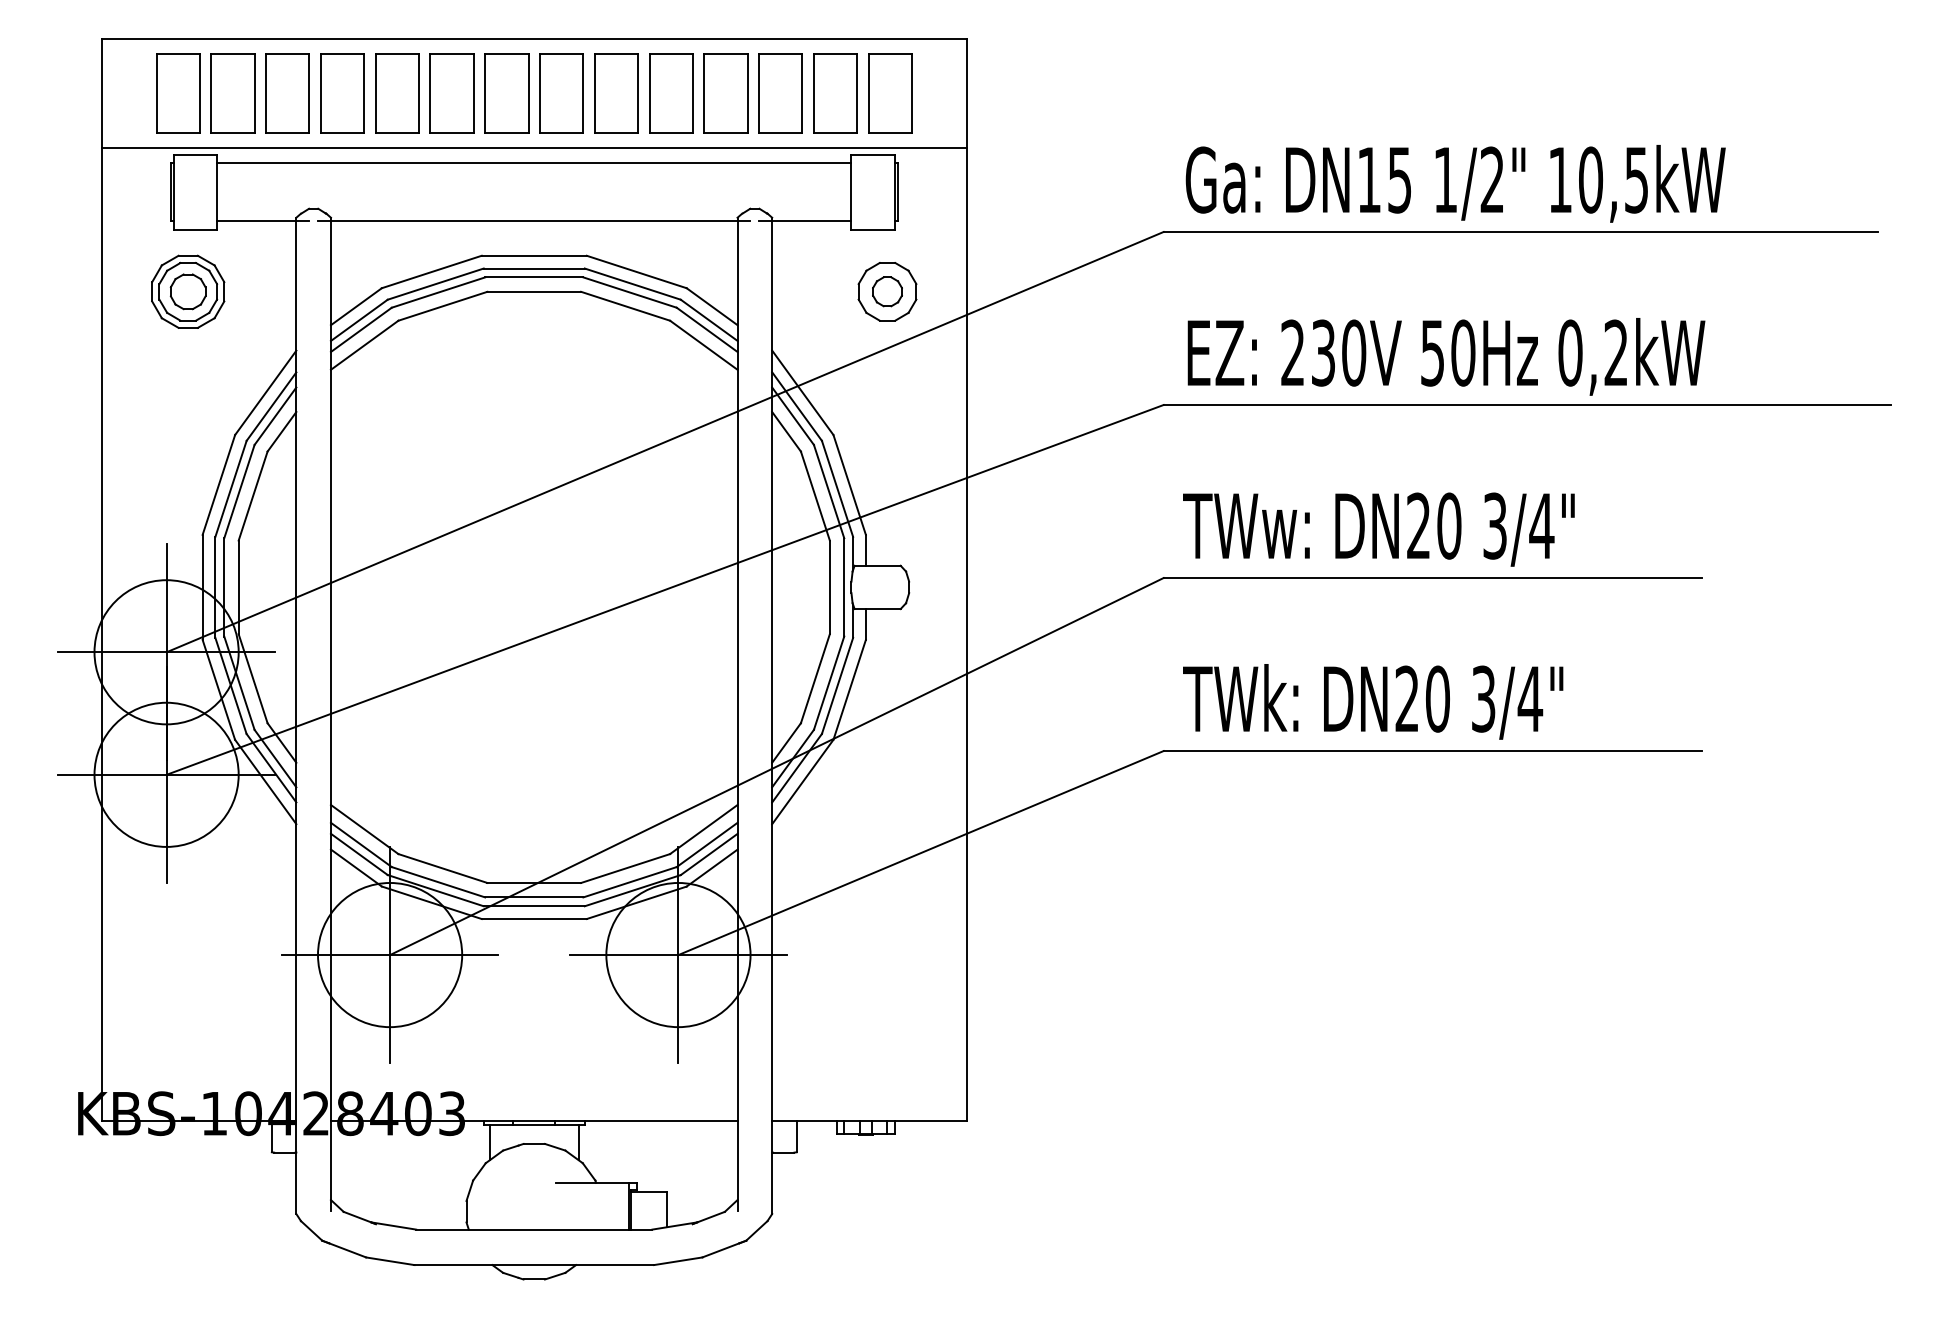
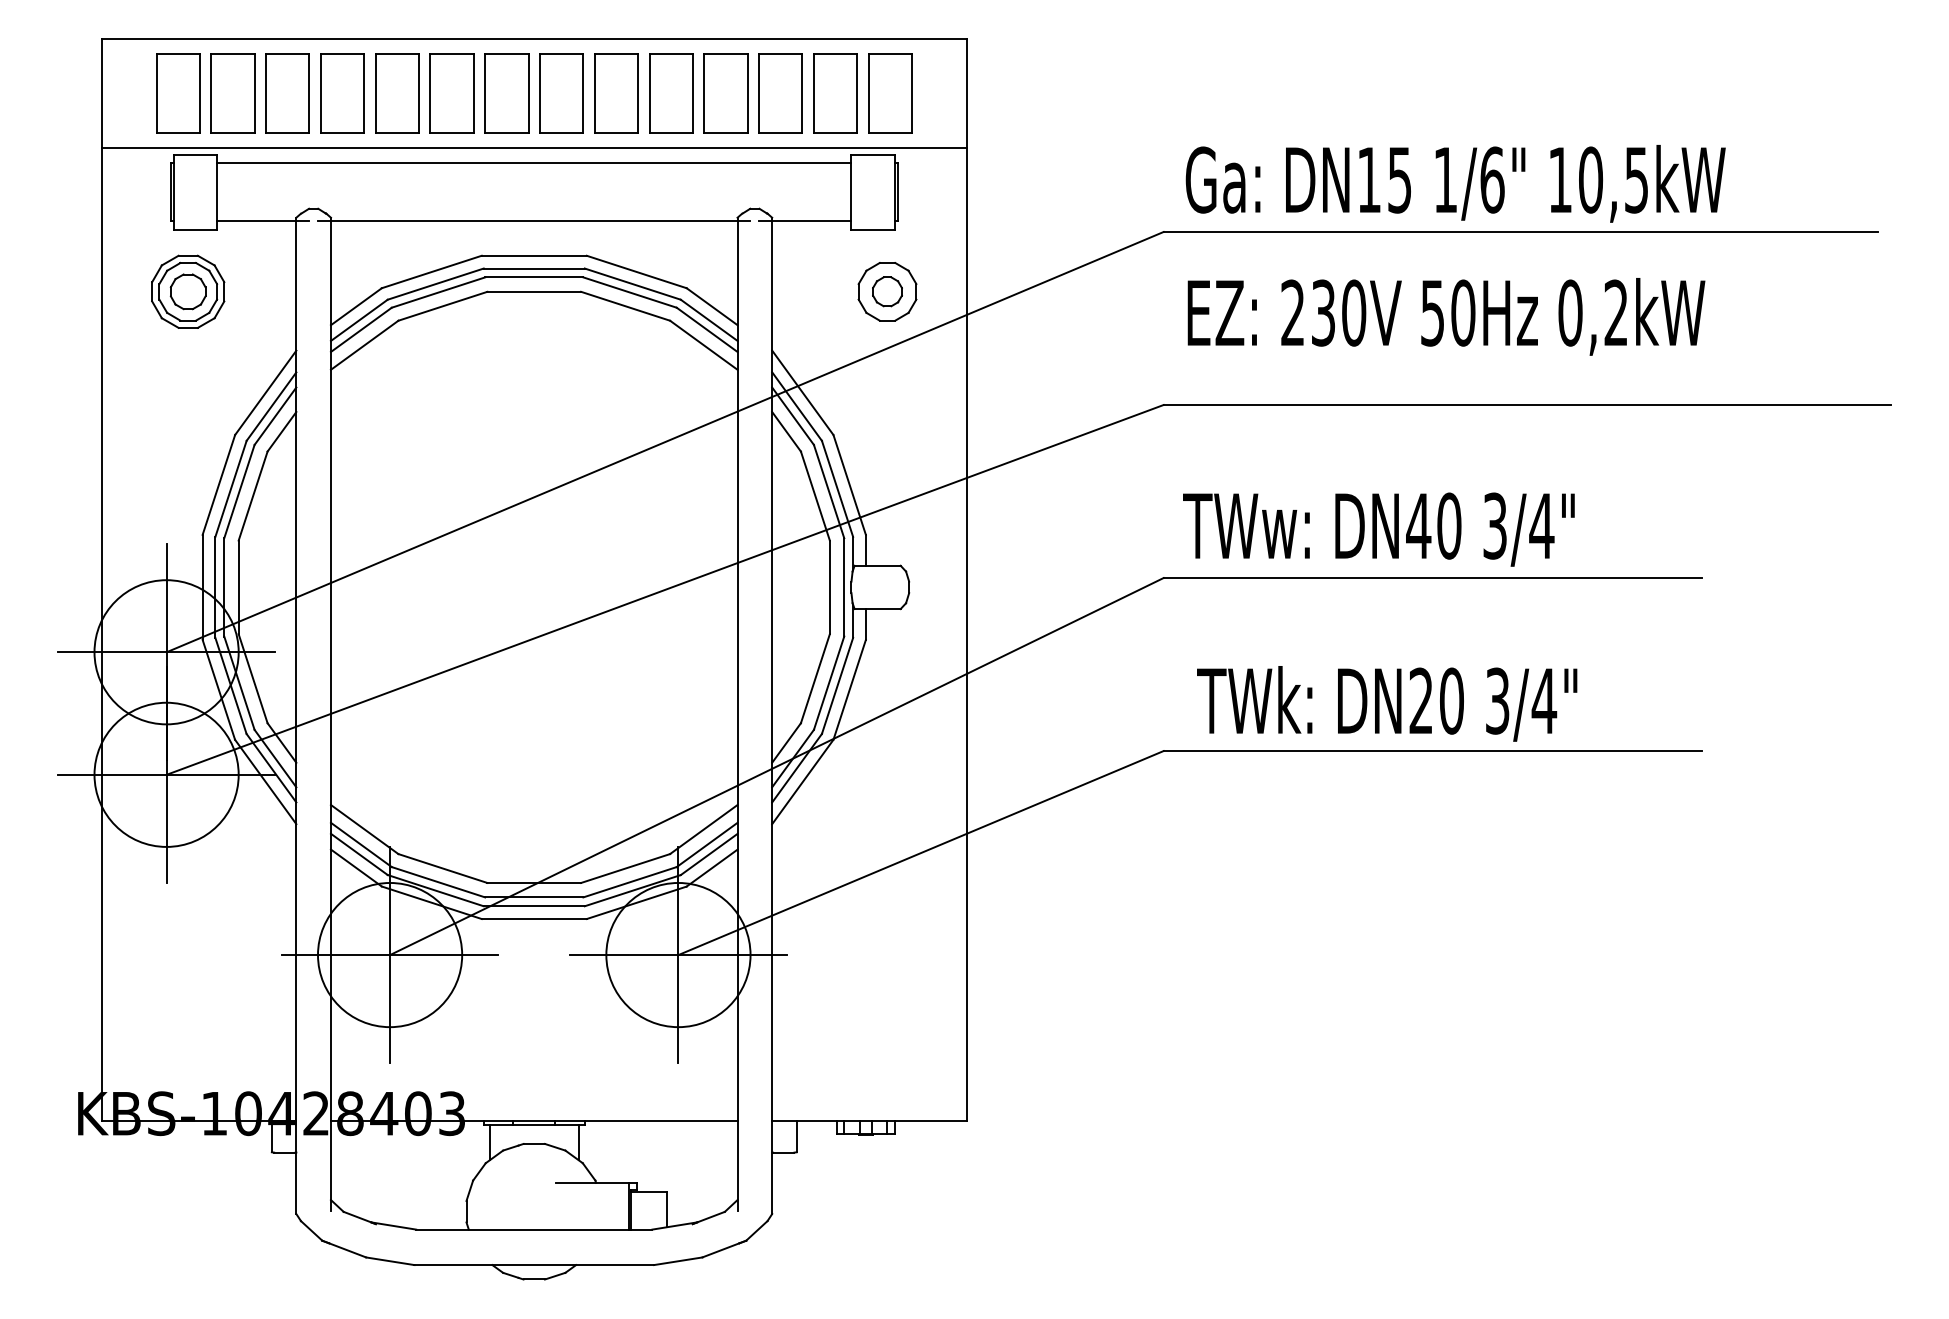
text: 1/2" -> 1/6" (1492, 179)
text position: (1446, 356) -> (1446, 316) (1446, 316)
text: DN20 -> DN40 (1418, 525)
text position: (1373, 701) -> (1387, 703) (1387, 703)
